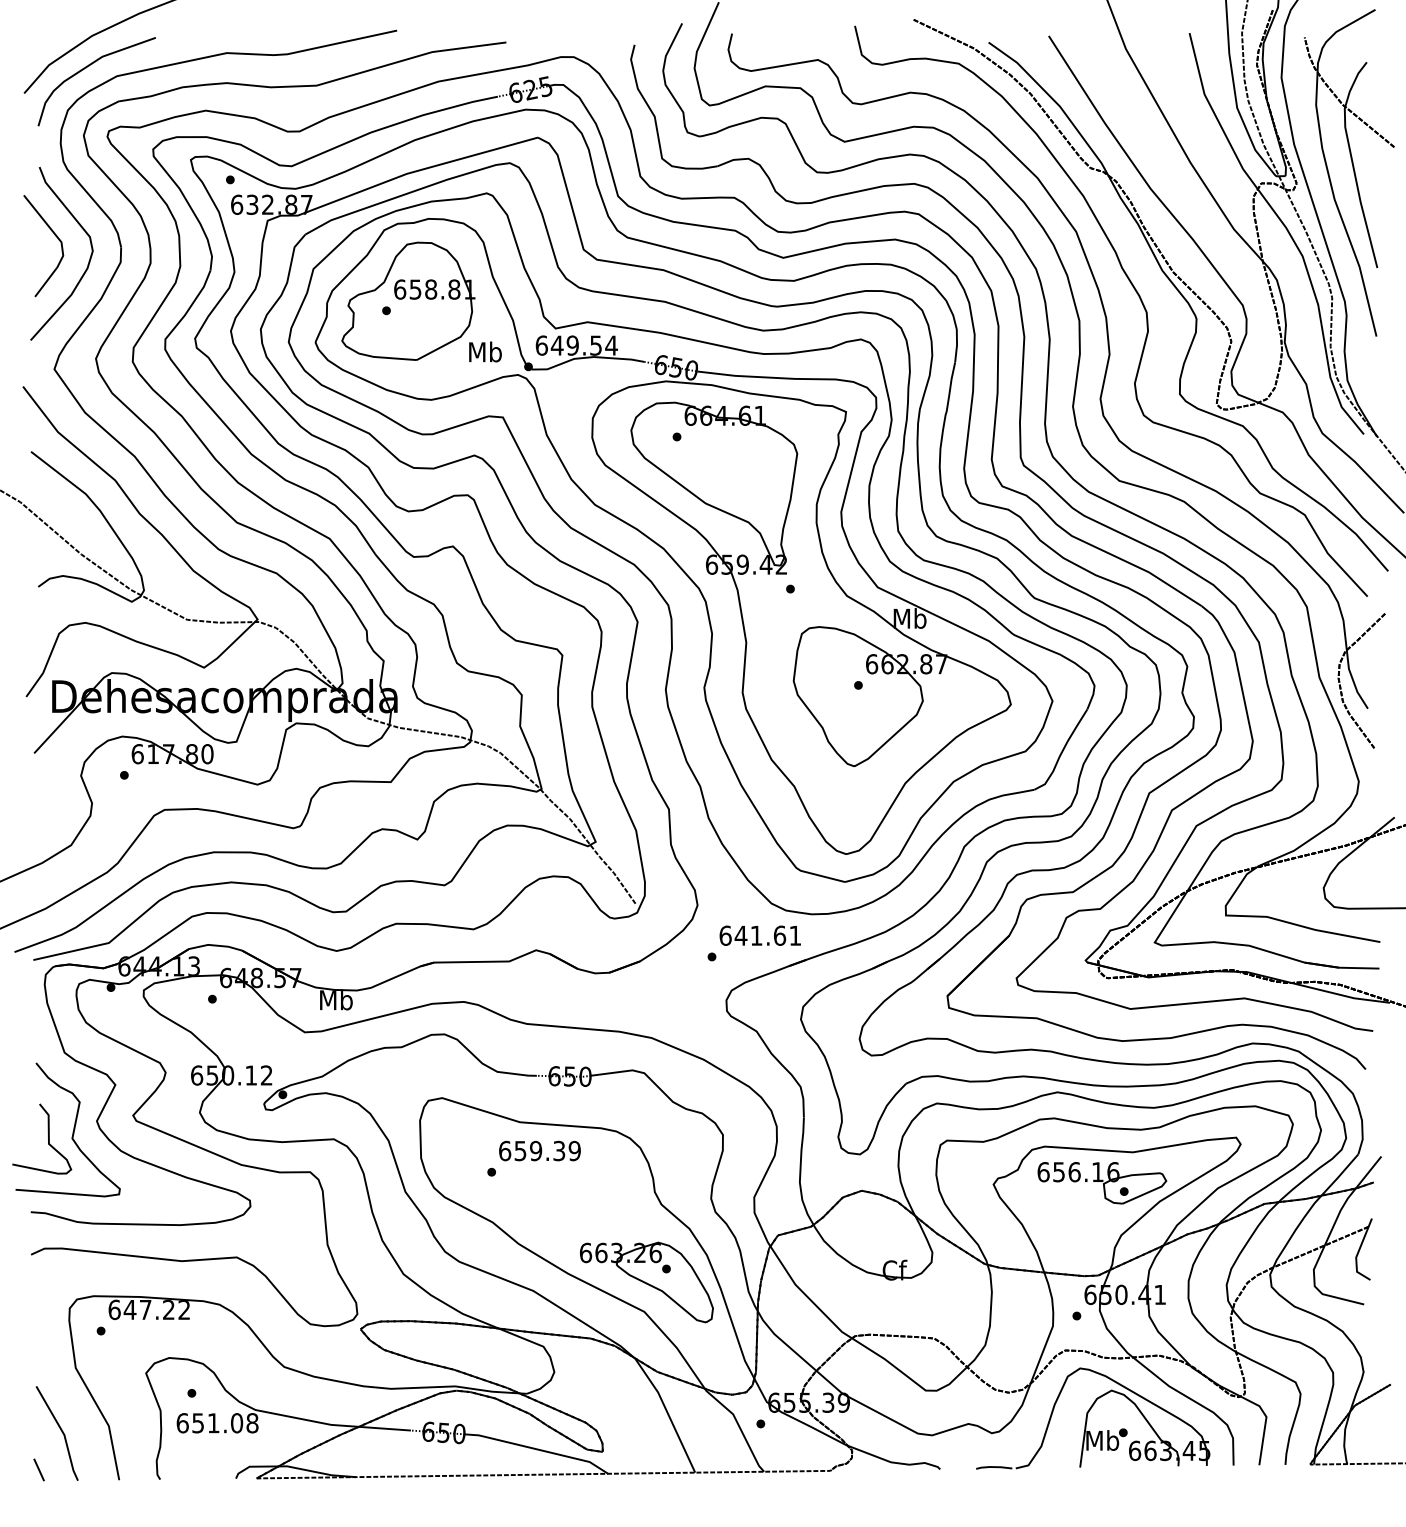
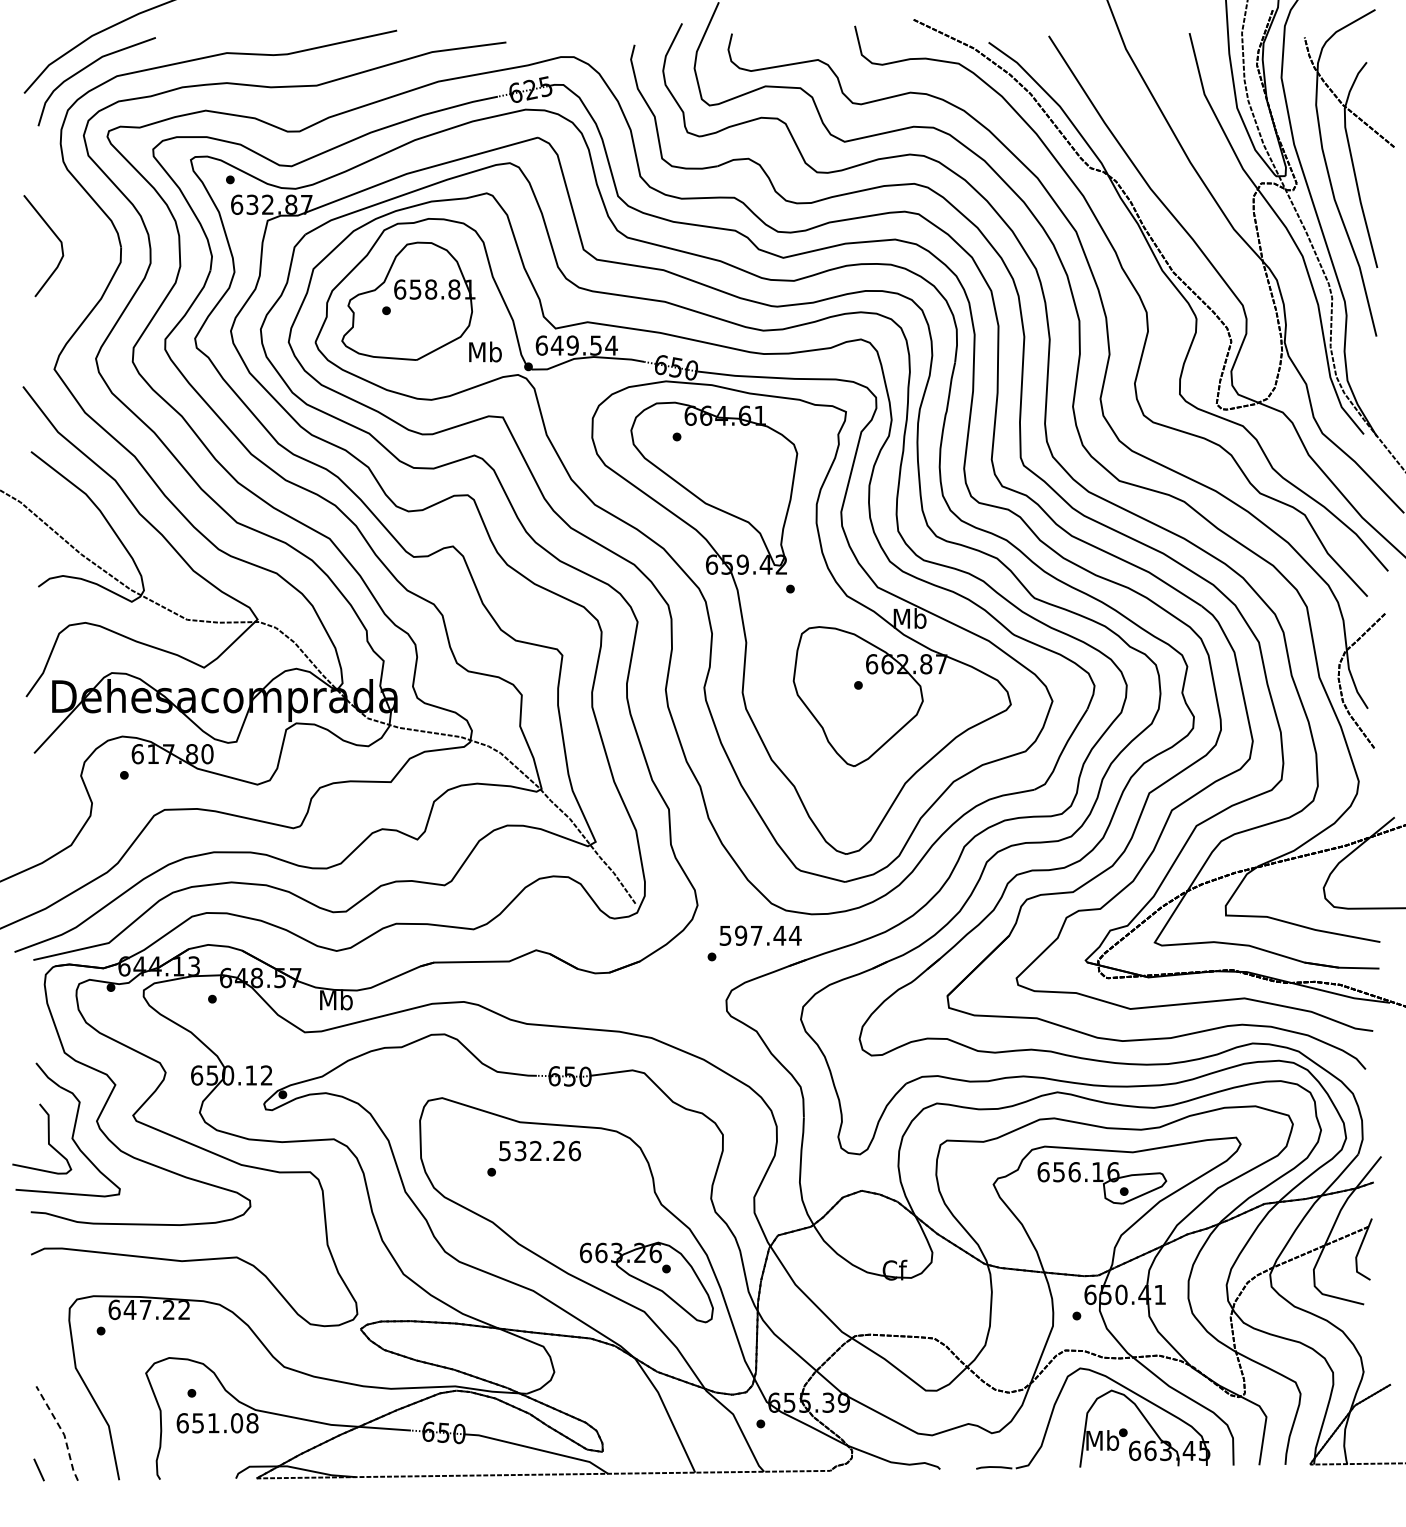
curve: present -> none (88, 261)
text: 641.61 -> 597.44 (760, 935)
text: 659.39 -> 532.26 (540, 1150)
line: solid -> dashed (62, 1432)
